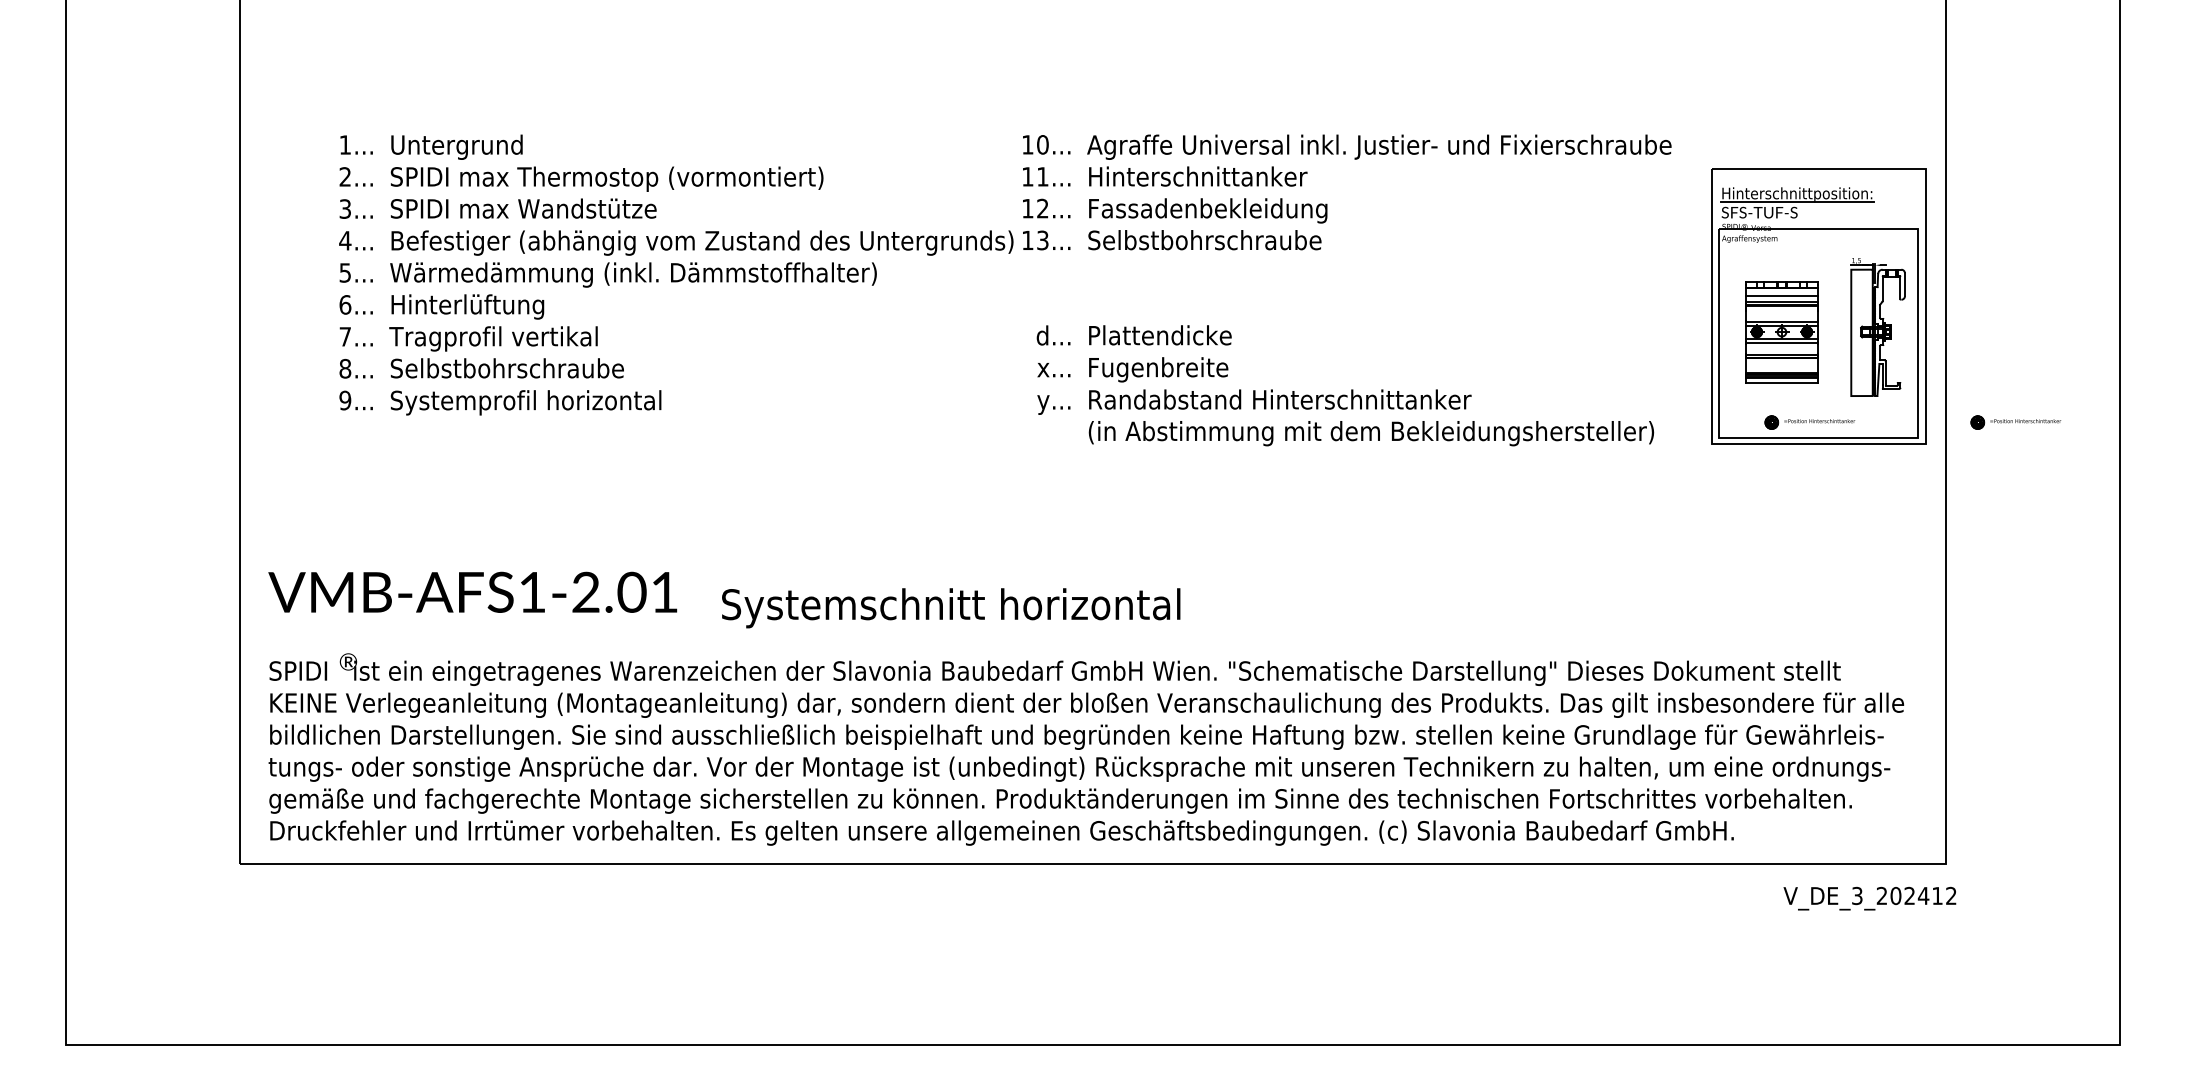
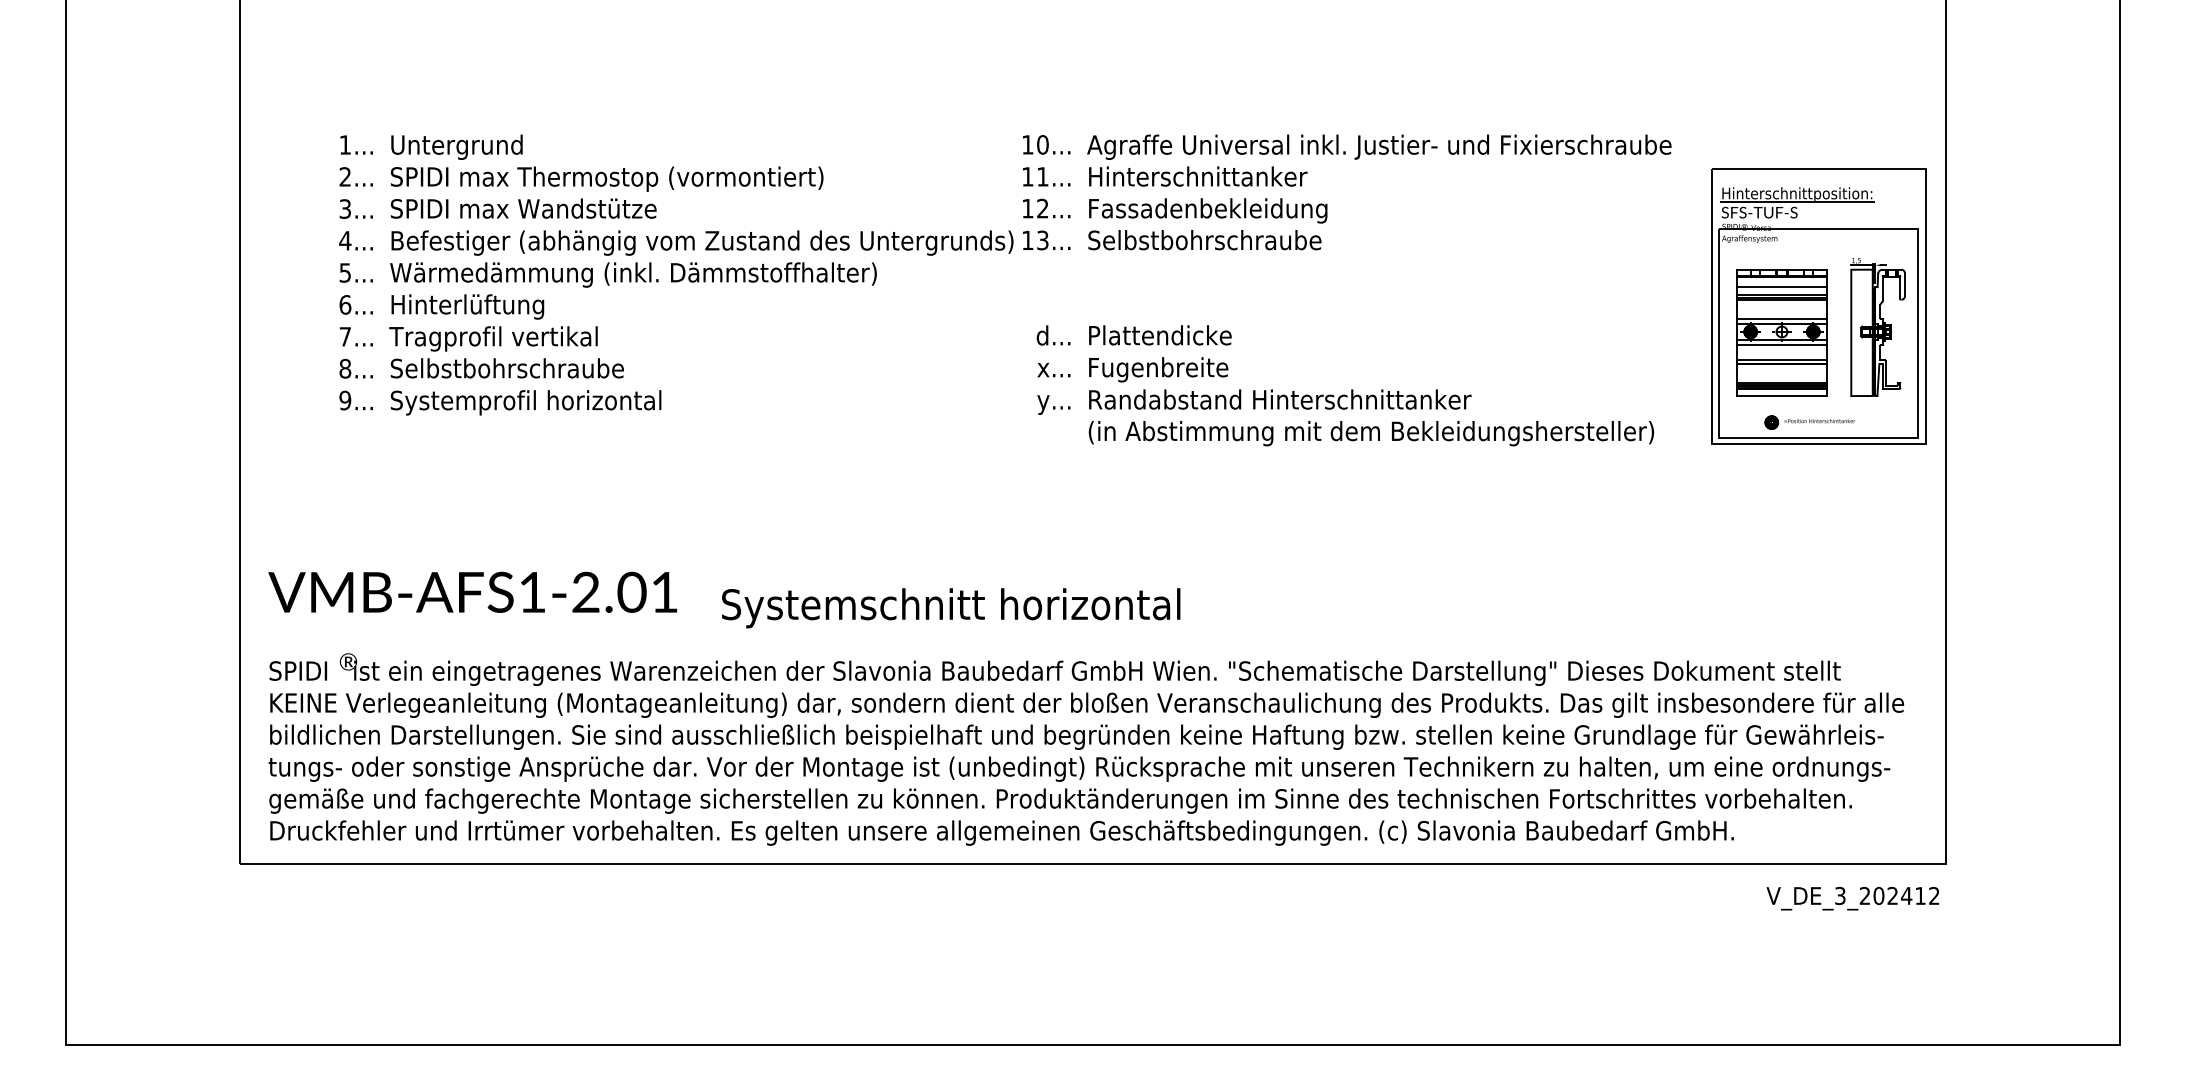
part size: 74x103 px -> 92x128 px (1781, 332)
part: present -> none (2015, 422)
text position: (1869, 898) -> (1852, 898) (1852, 898)
